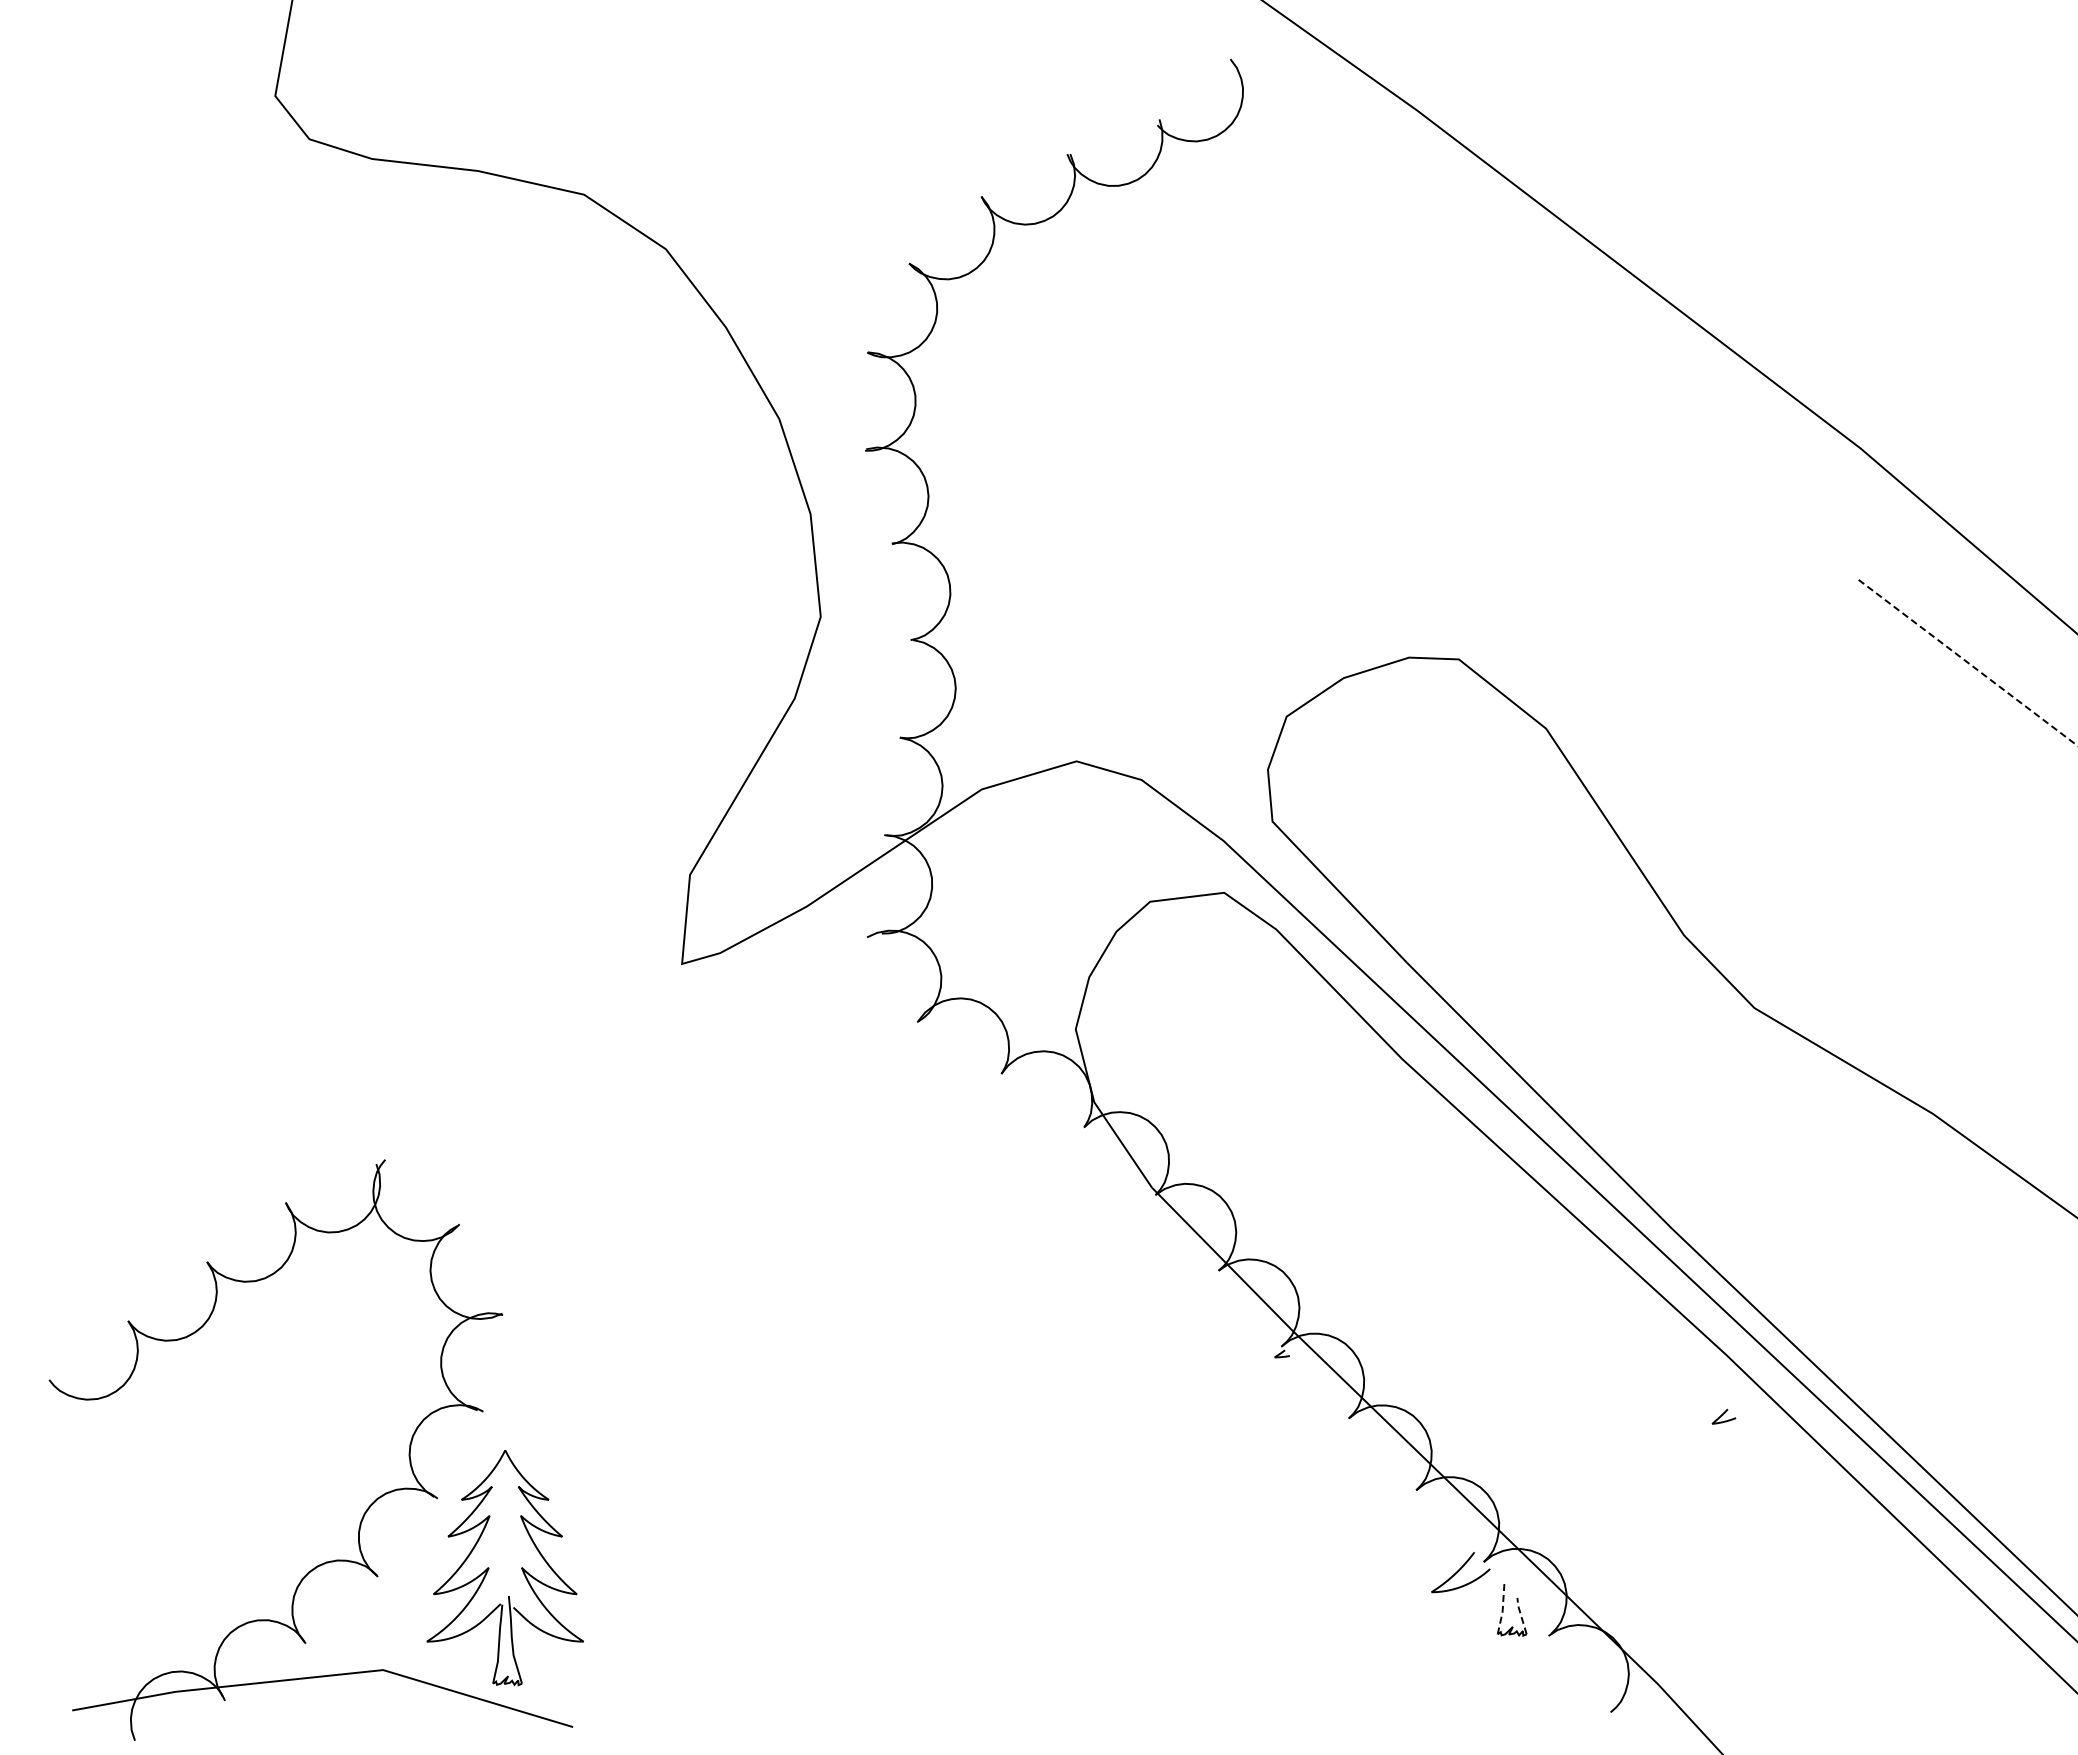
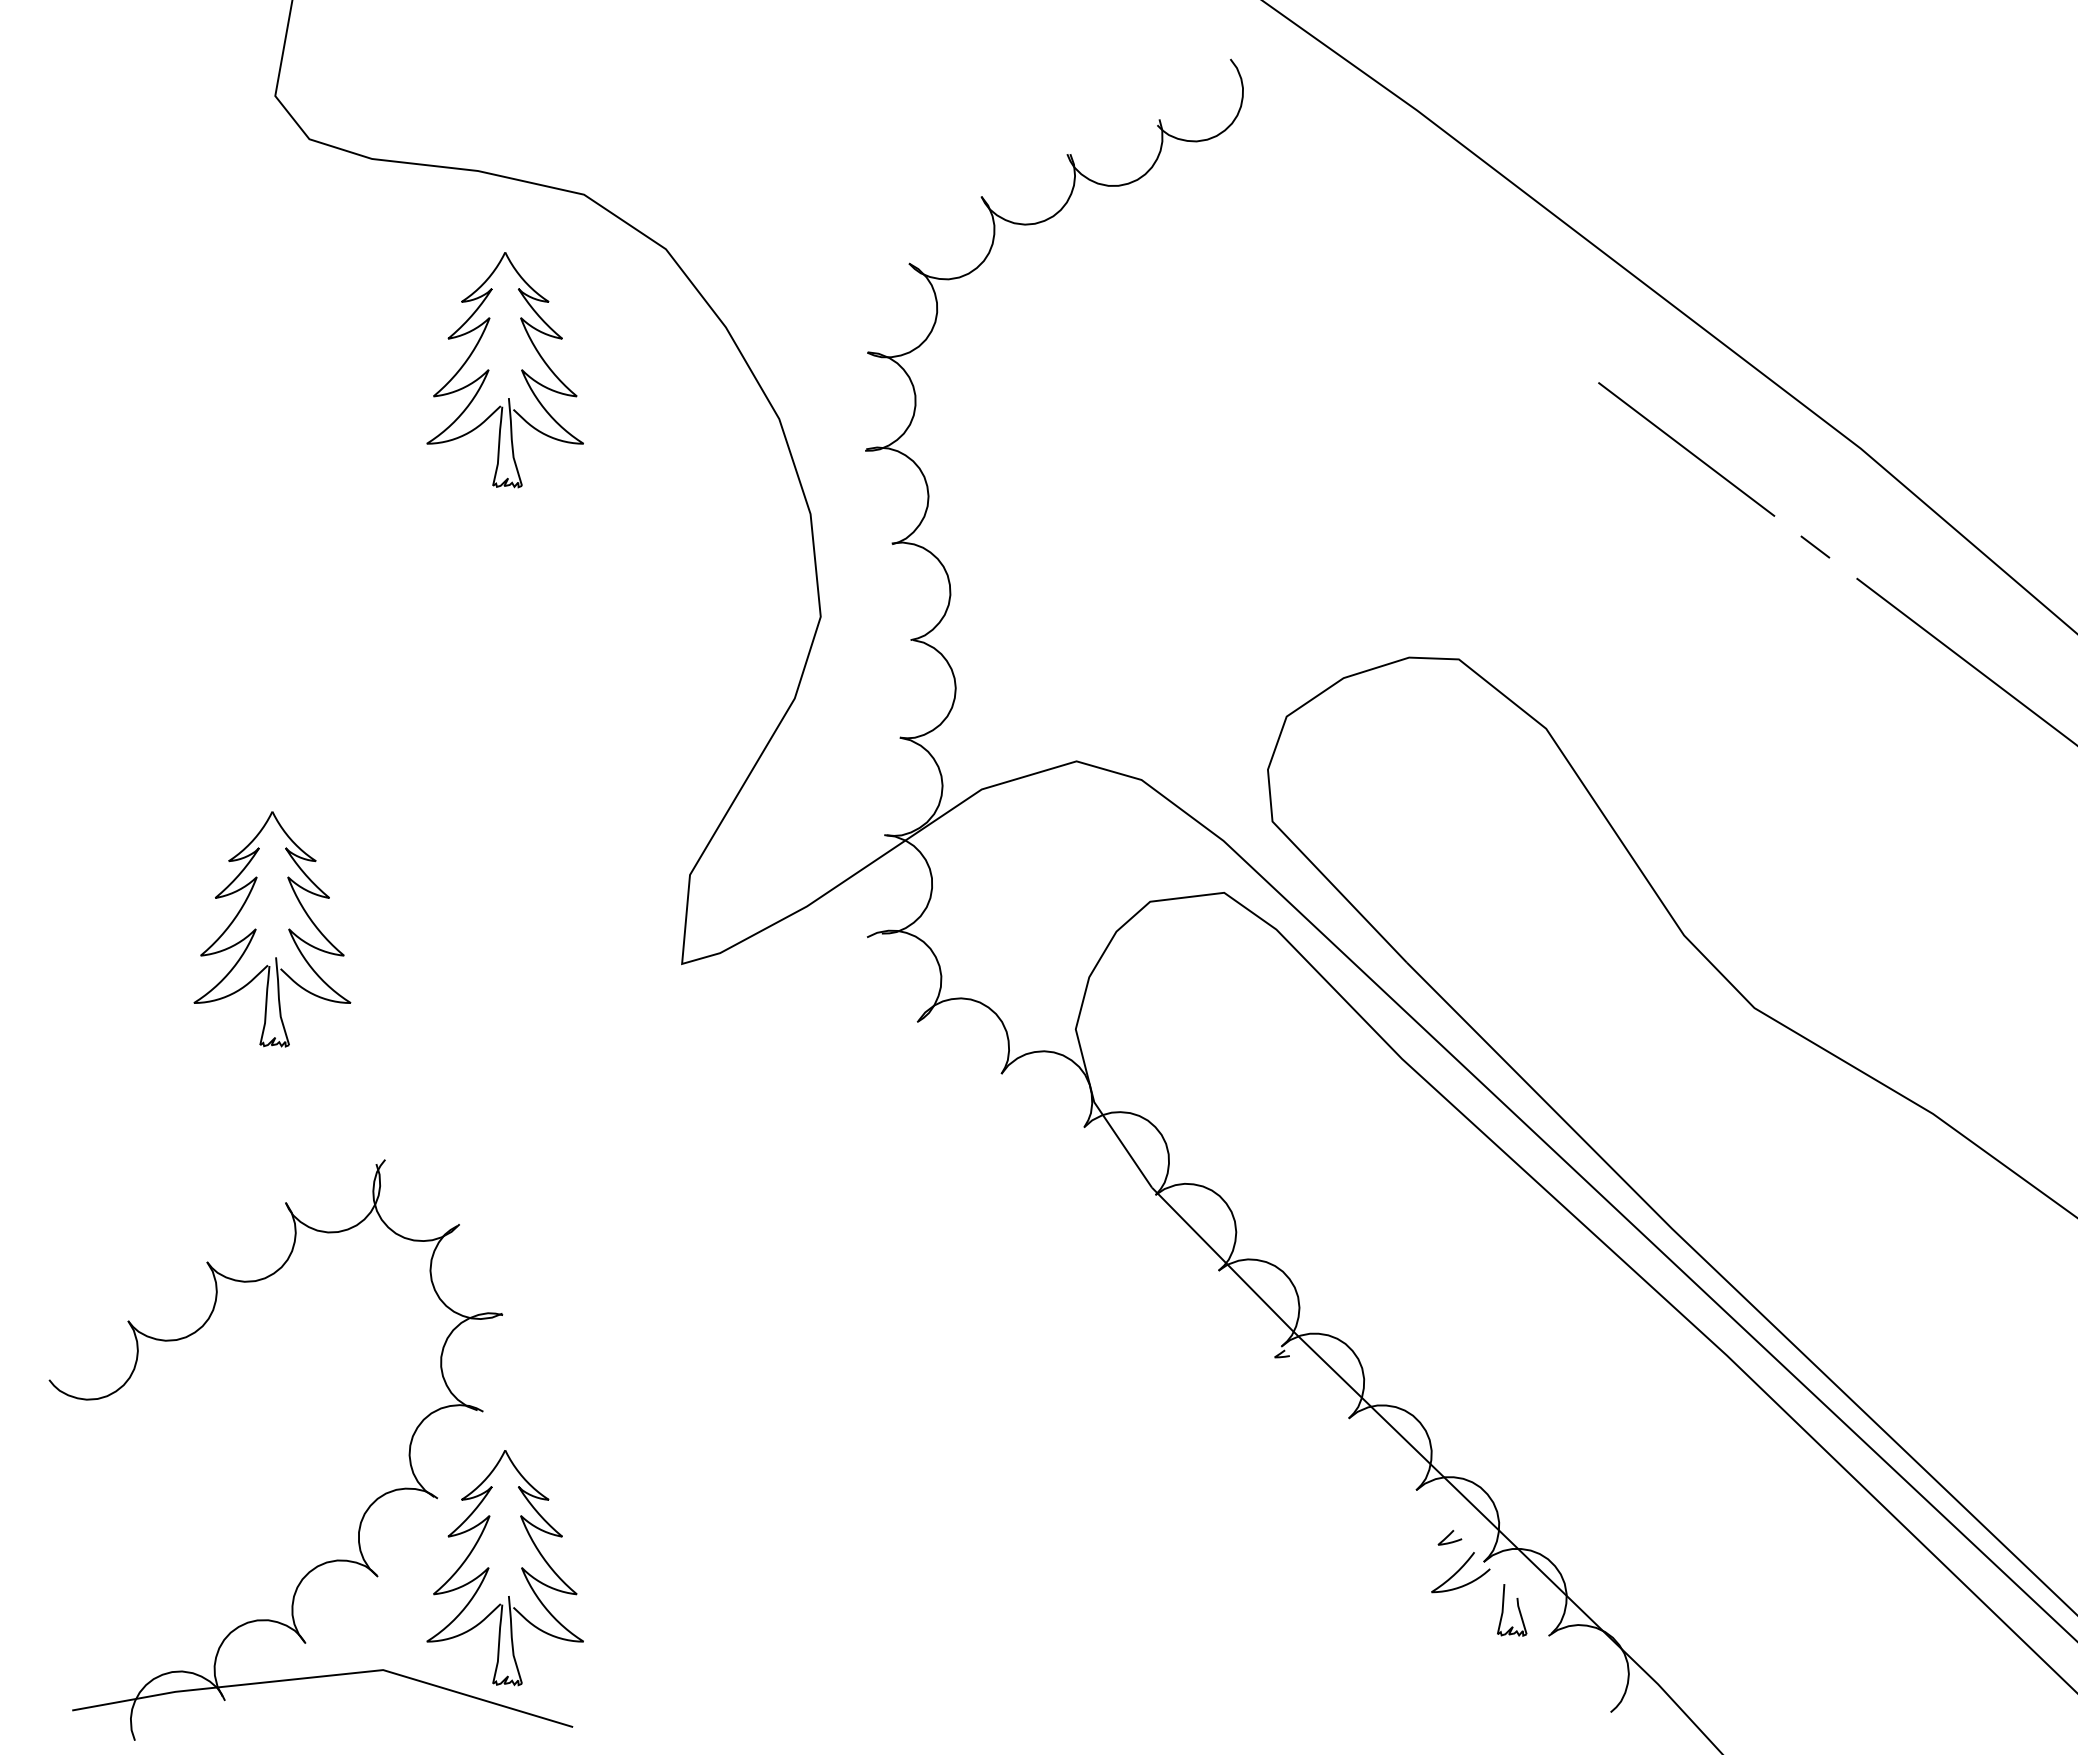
part: none -> present (489, 370)
line: none -> present (1686, 449)
line: none -> present (1815, 546)
line: dashed -> solid (1967, 662)
part: none -> present (256, 929)
curve position: (1723, 1415) -> (1449, 1536) (1449, 1536)
line: dashed -> solid (1502, 1609)
line: dashed -> solid (1521, 1615)
